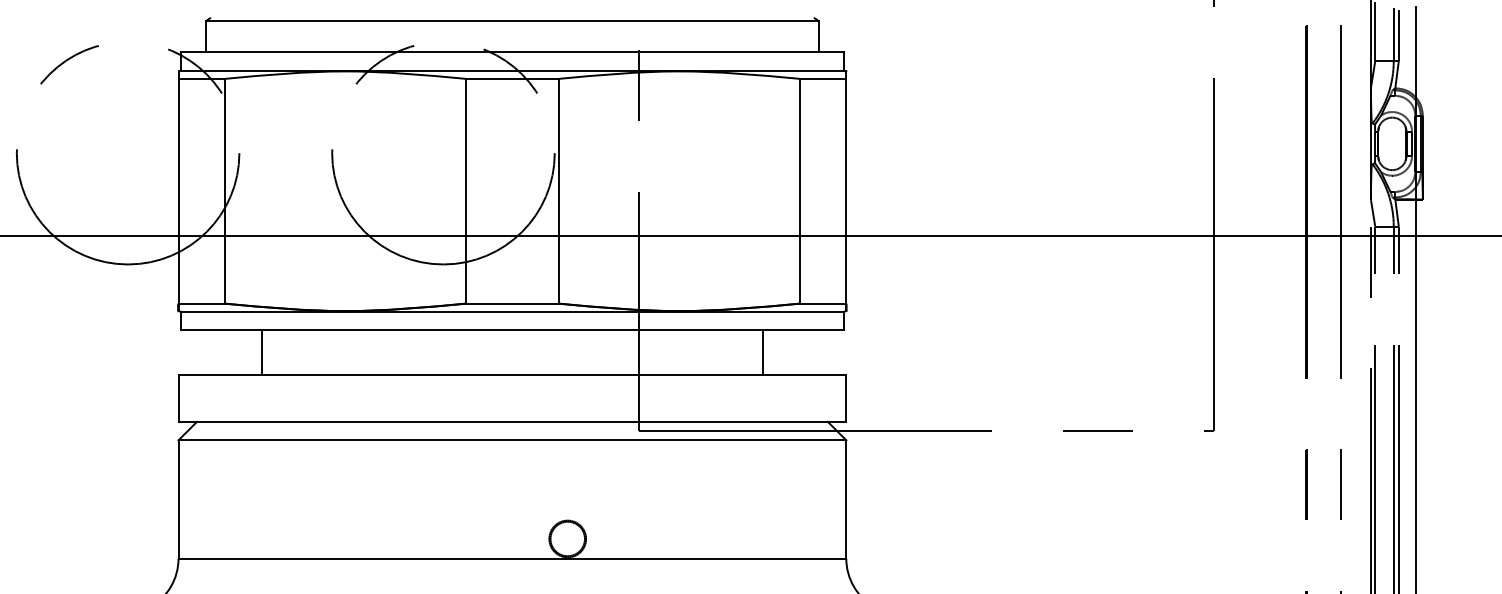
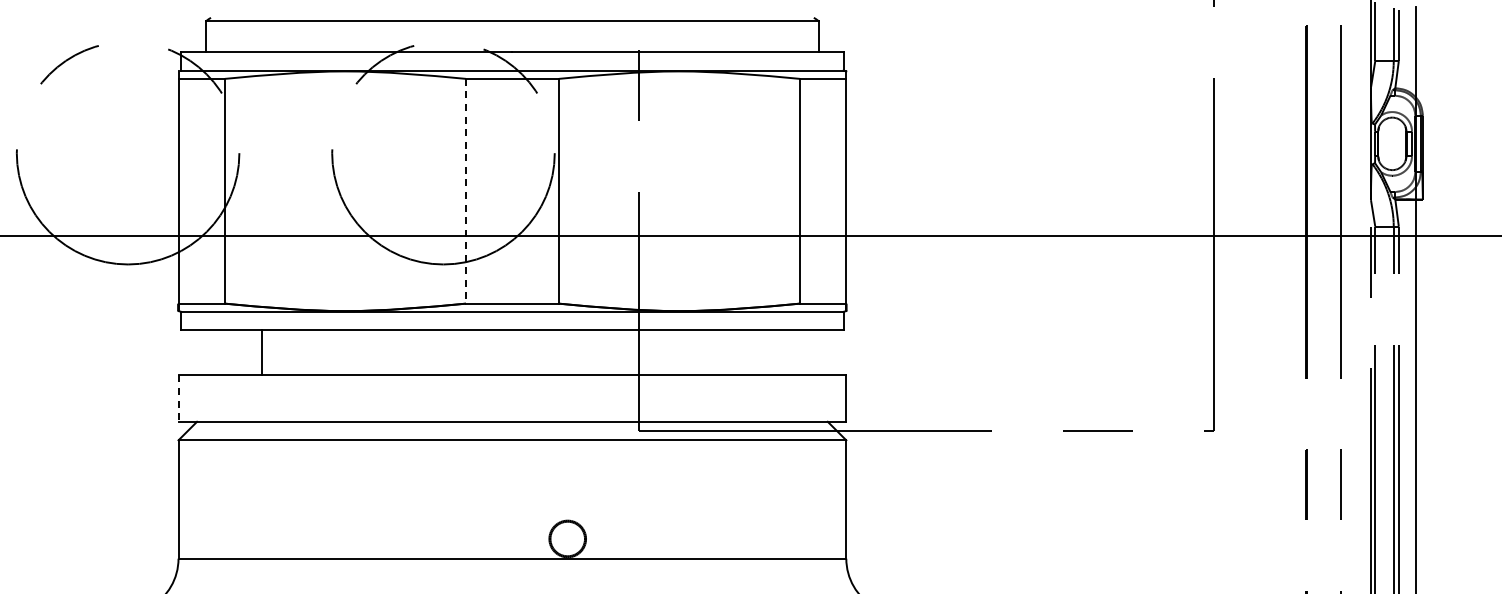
line: solid -> dashed (465, 191)
line: present -> none (762, 352)
line: solid -> dashed (178, 399)
